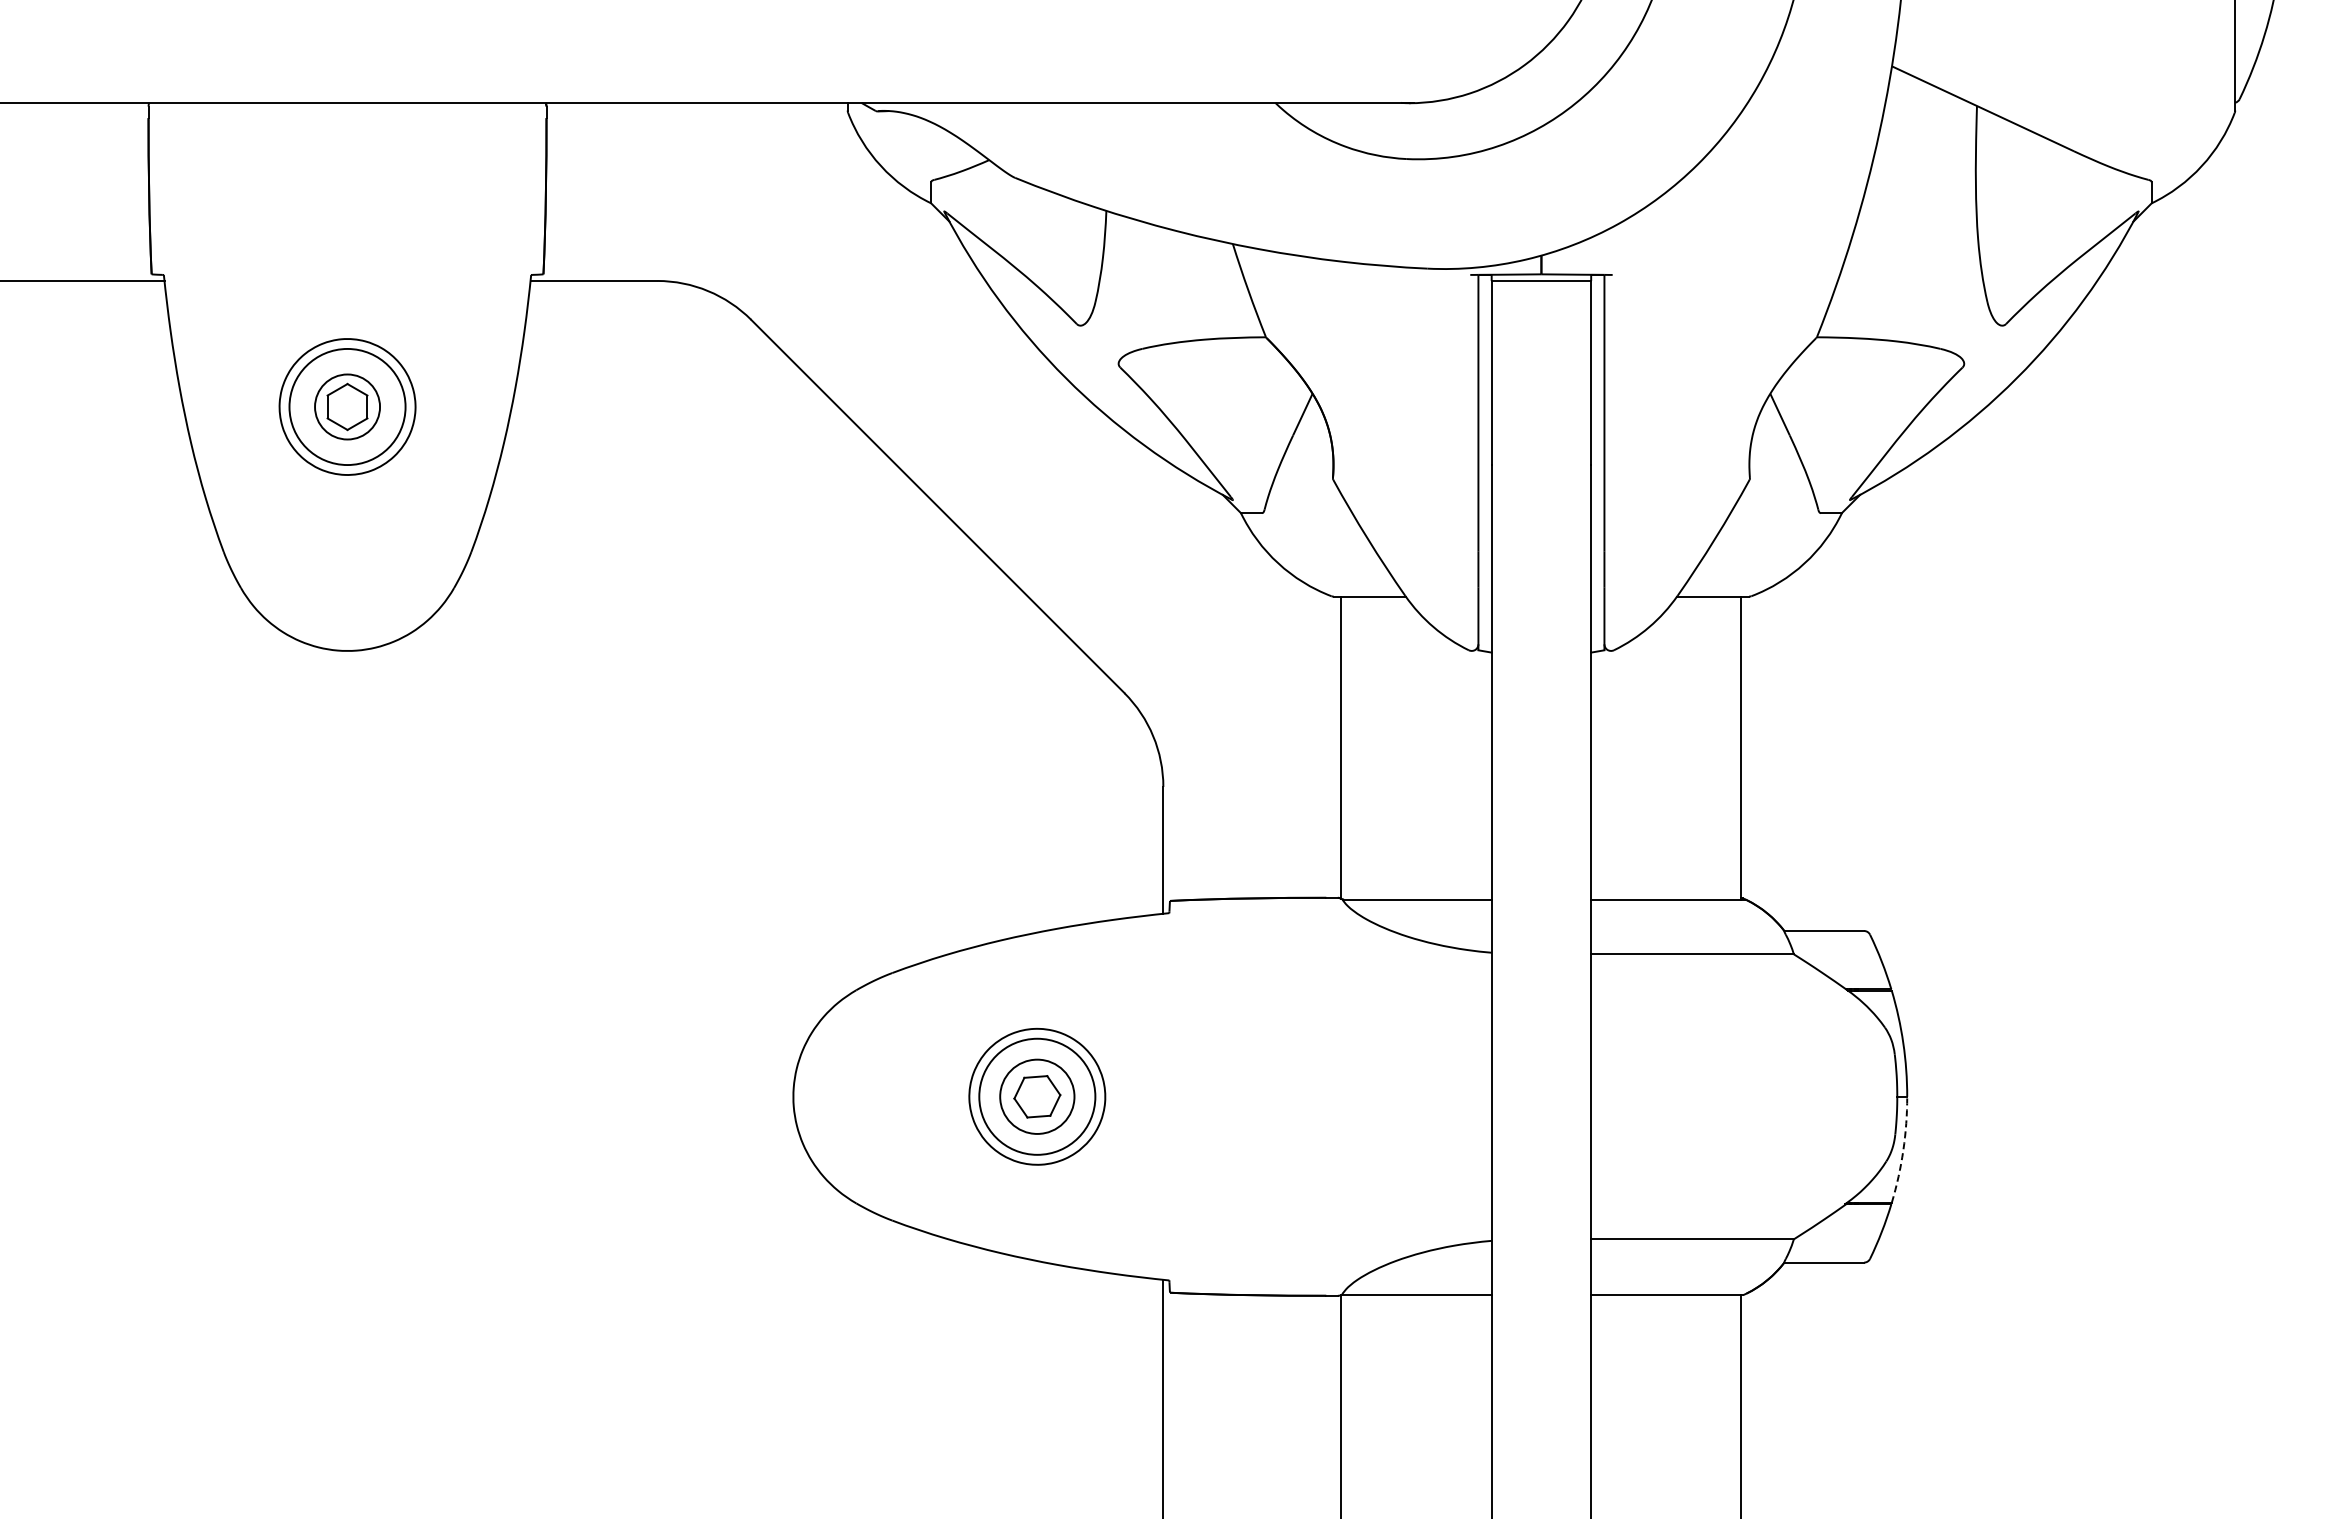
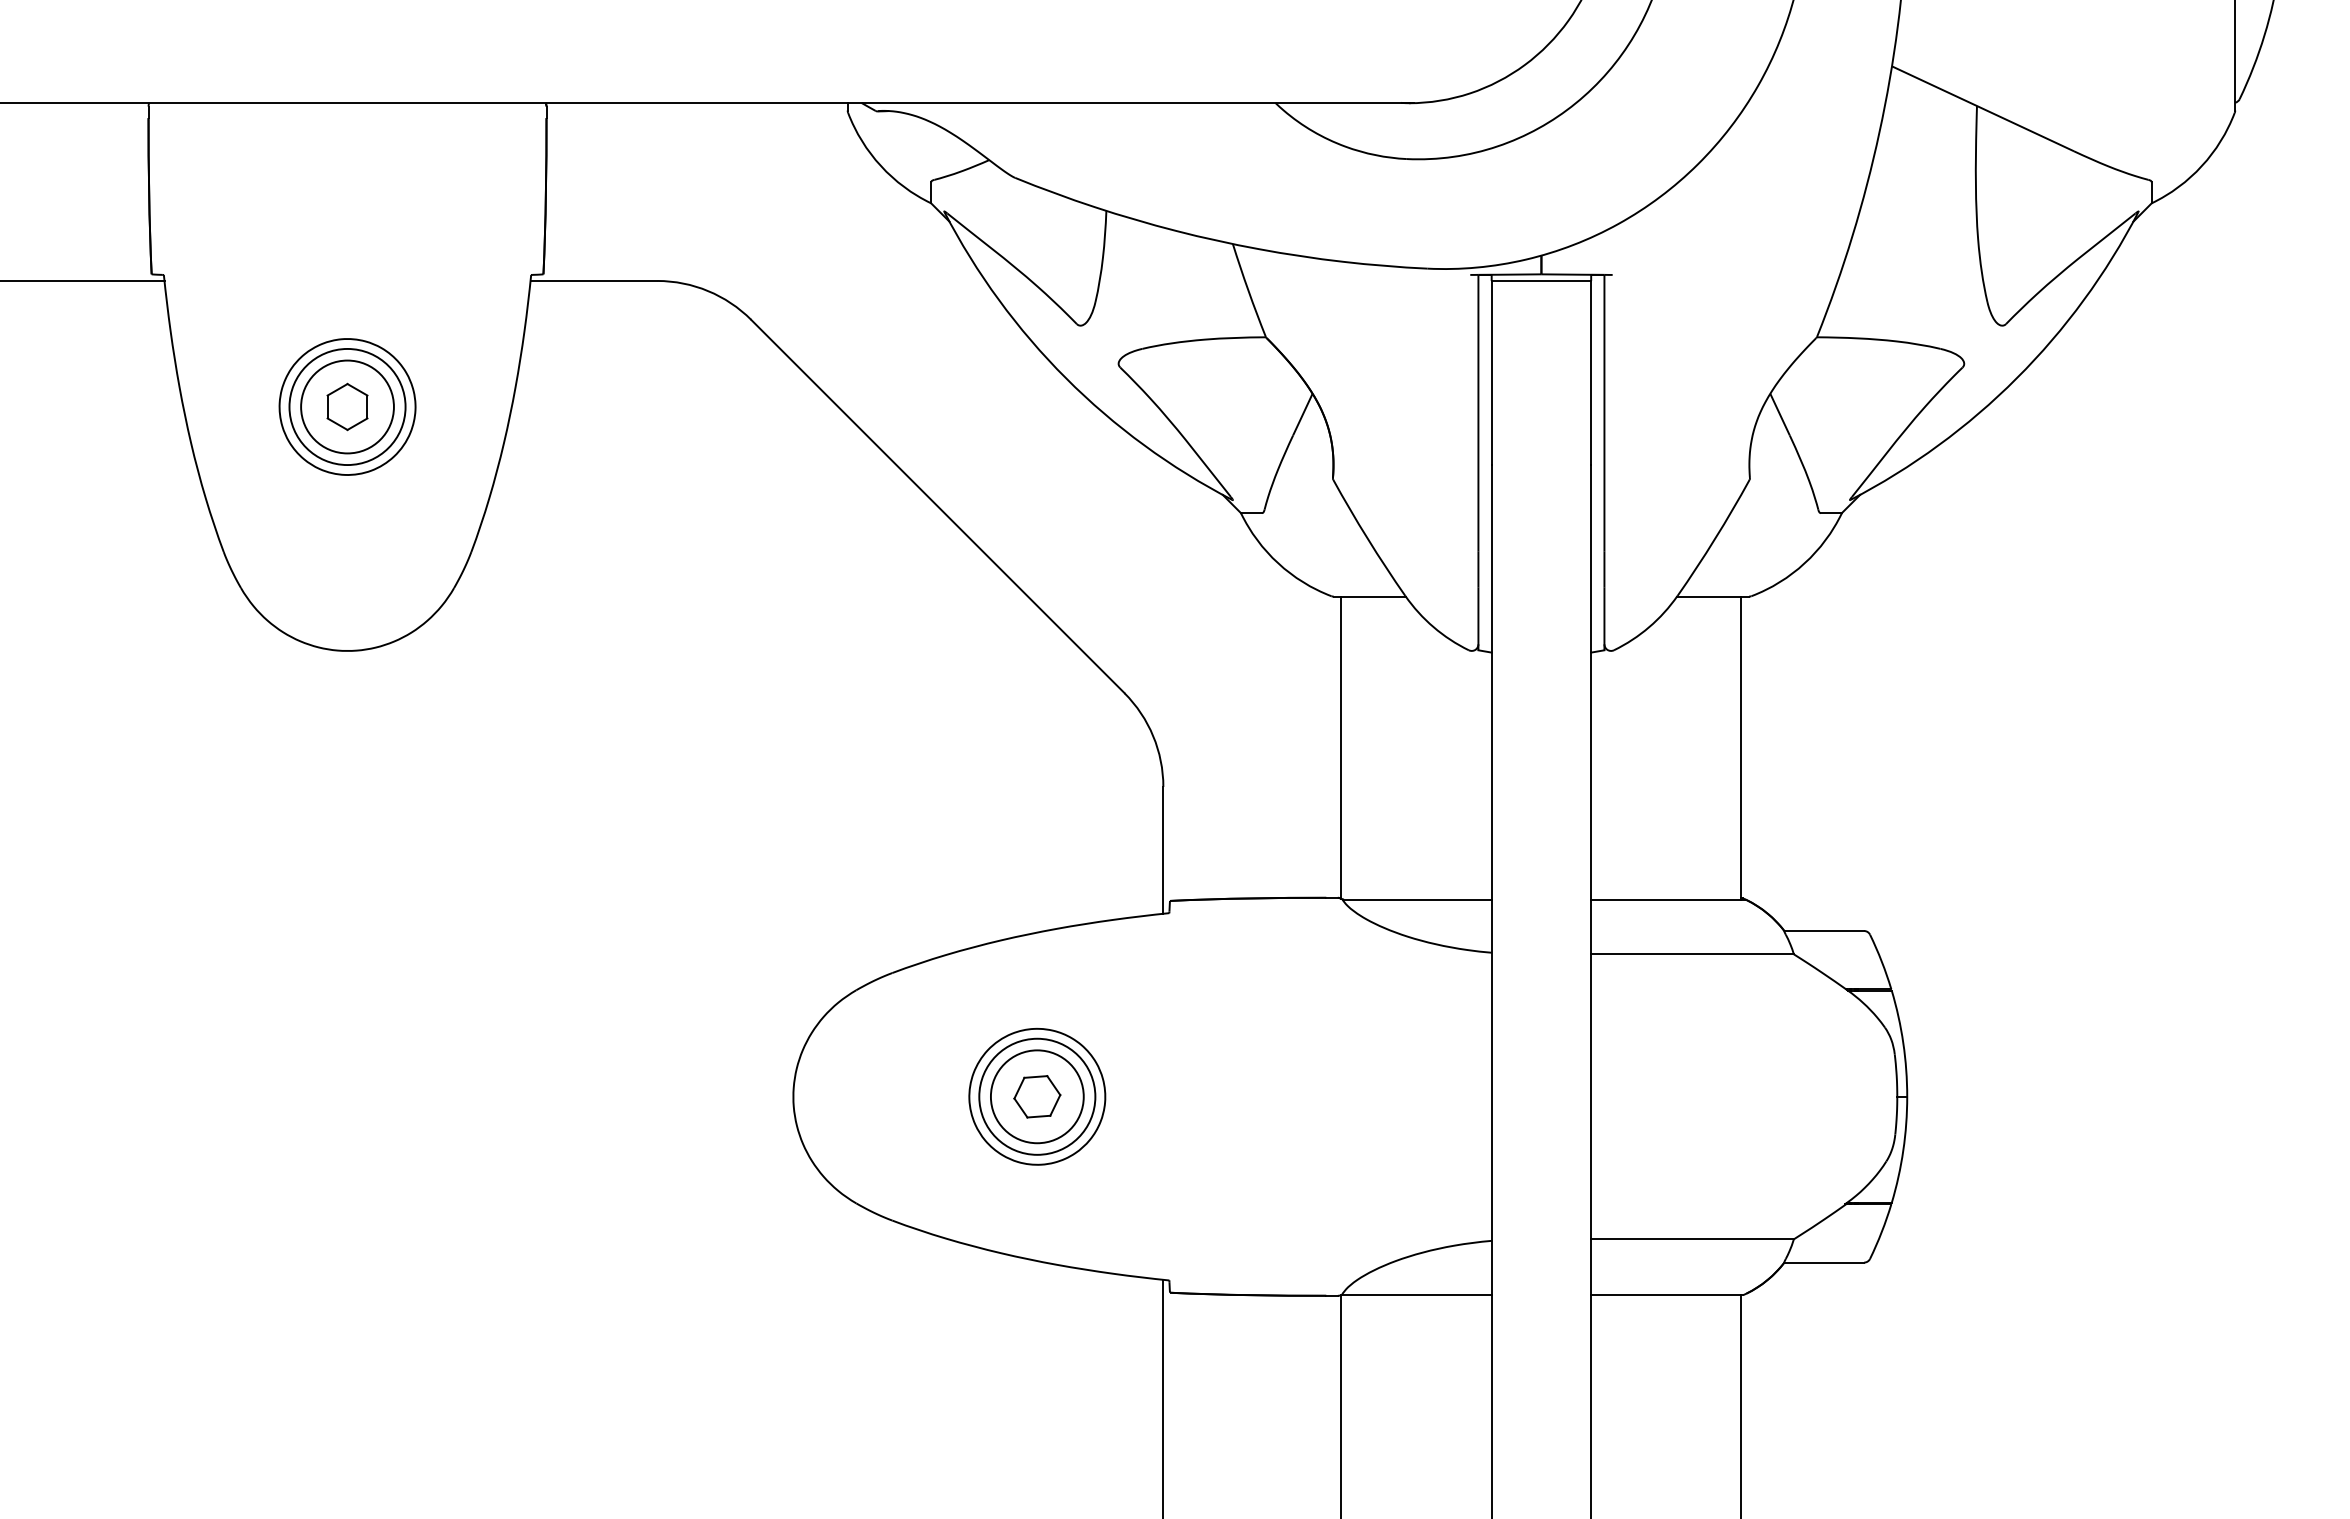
circle diameter: 65 px -> 93 px (347, 406)
circle diameter: 74 px -> 93 px (1036, 1096)
arc: dashed -> solid (1903, 1150)
